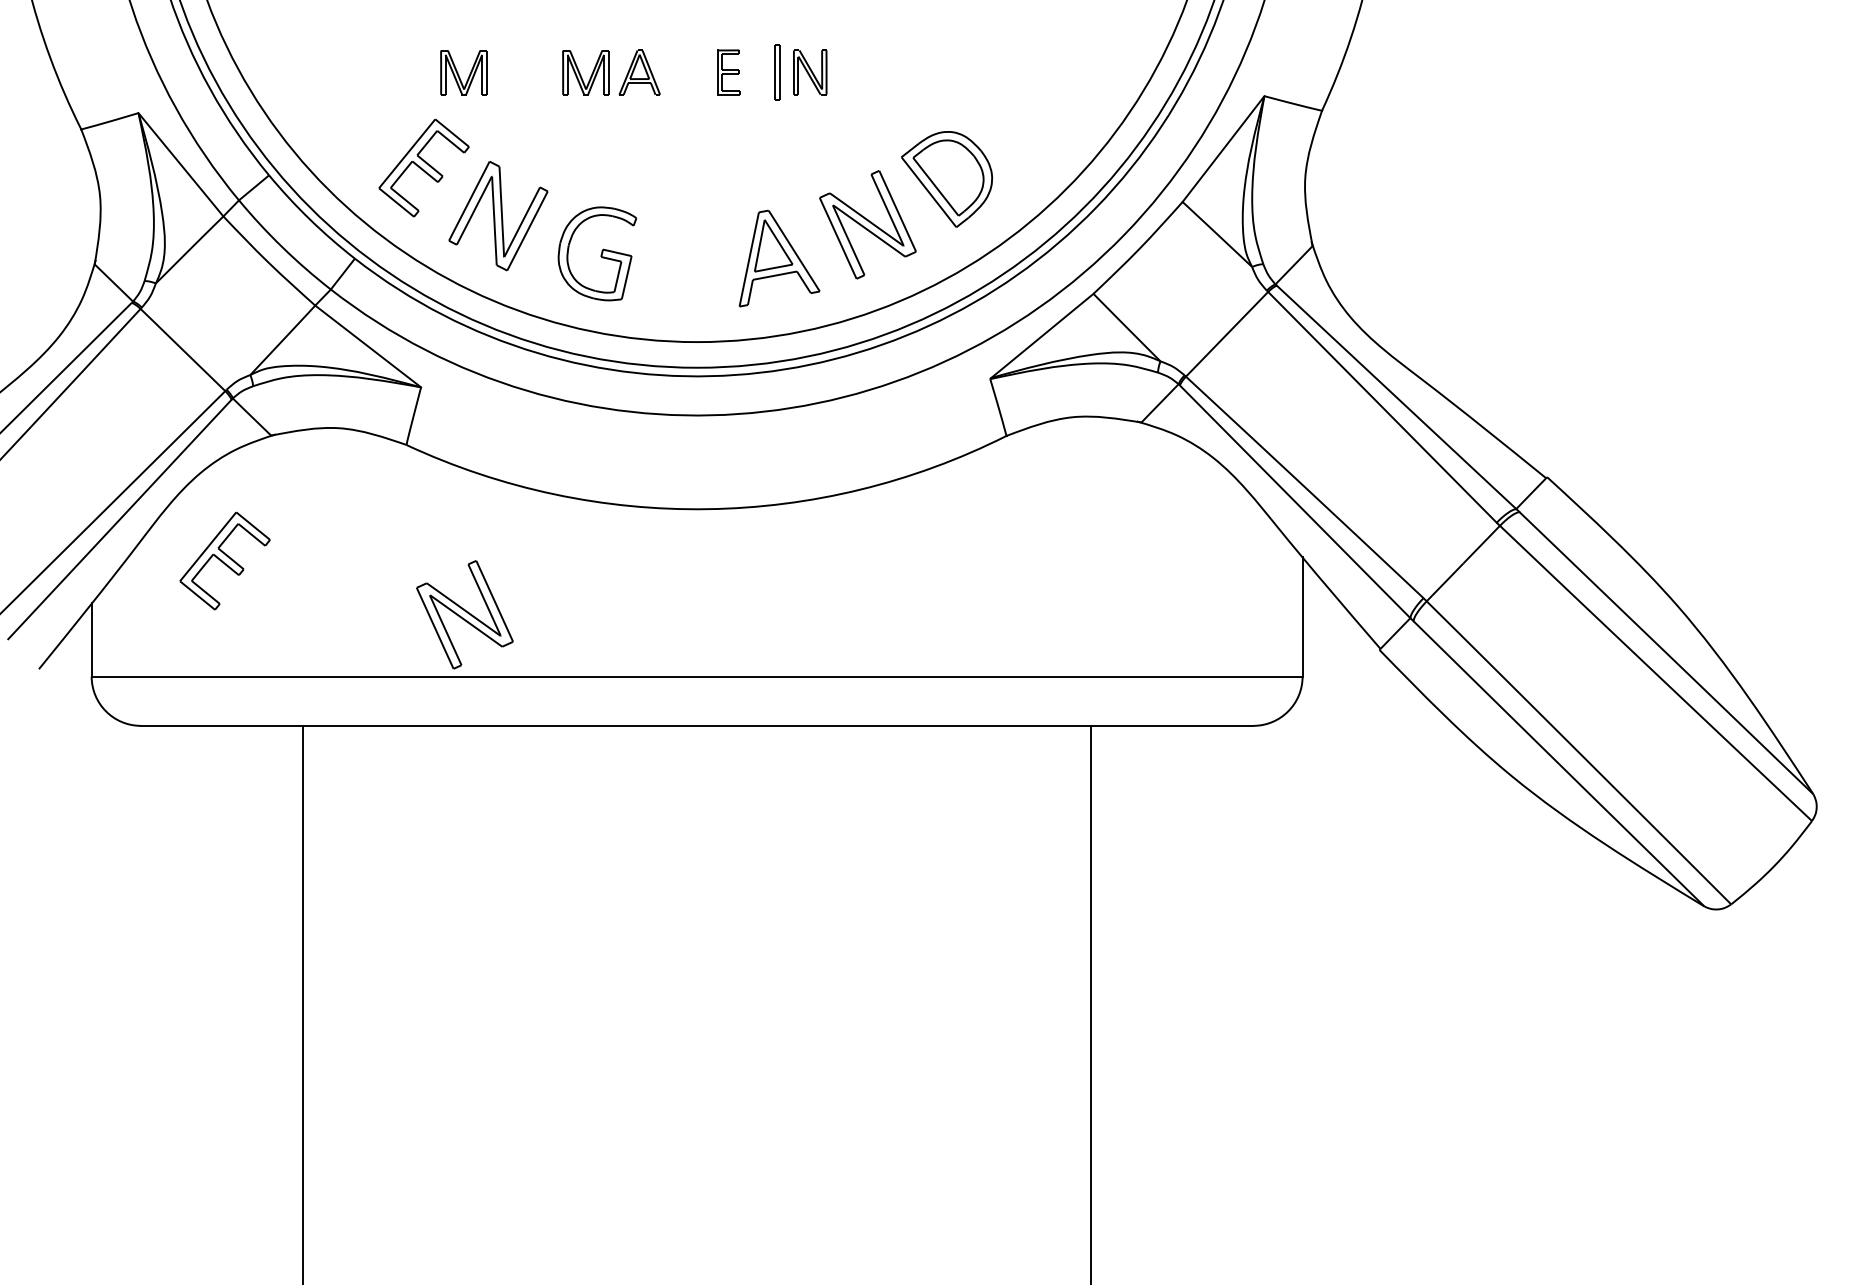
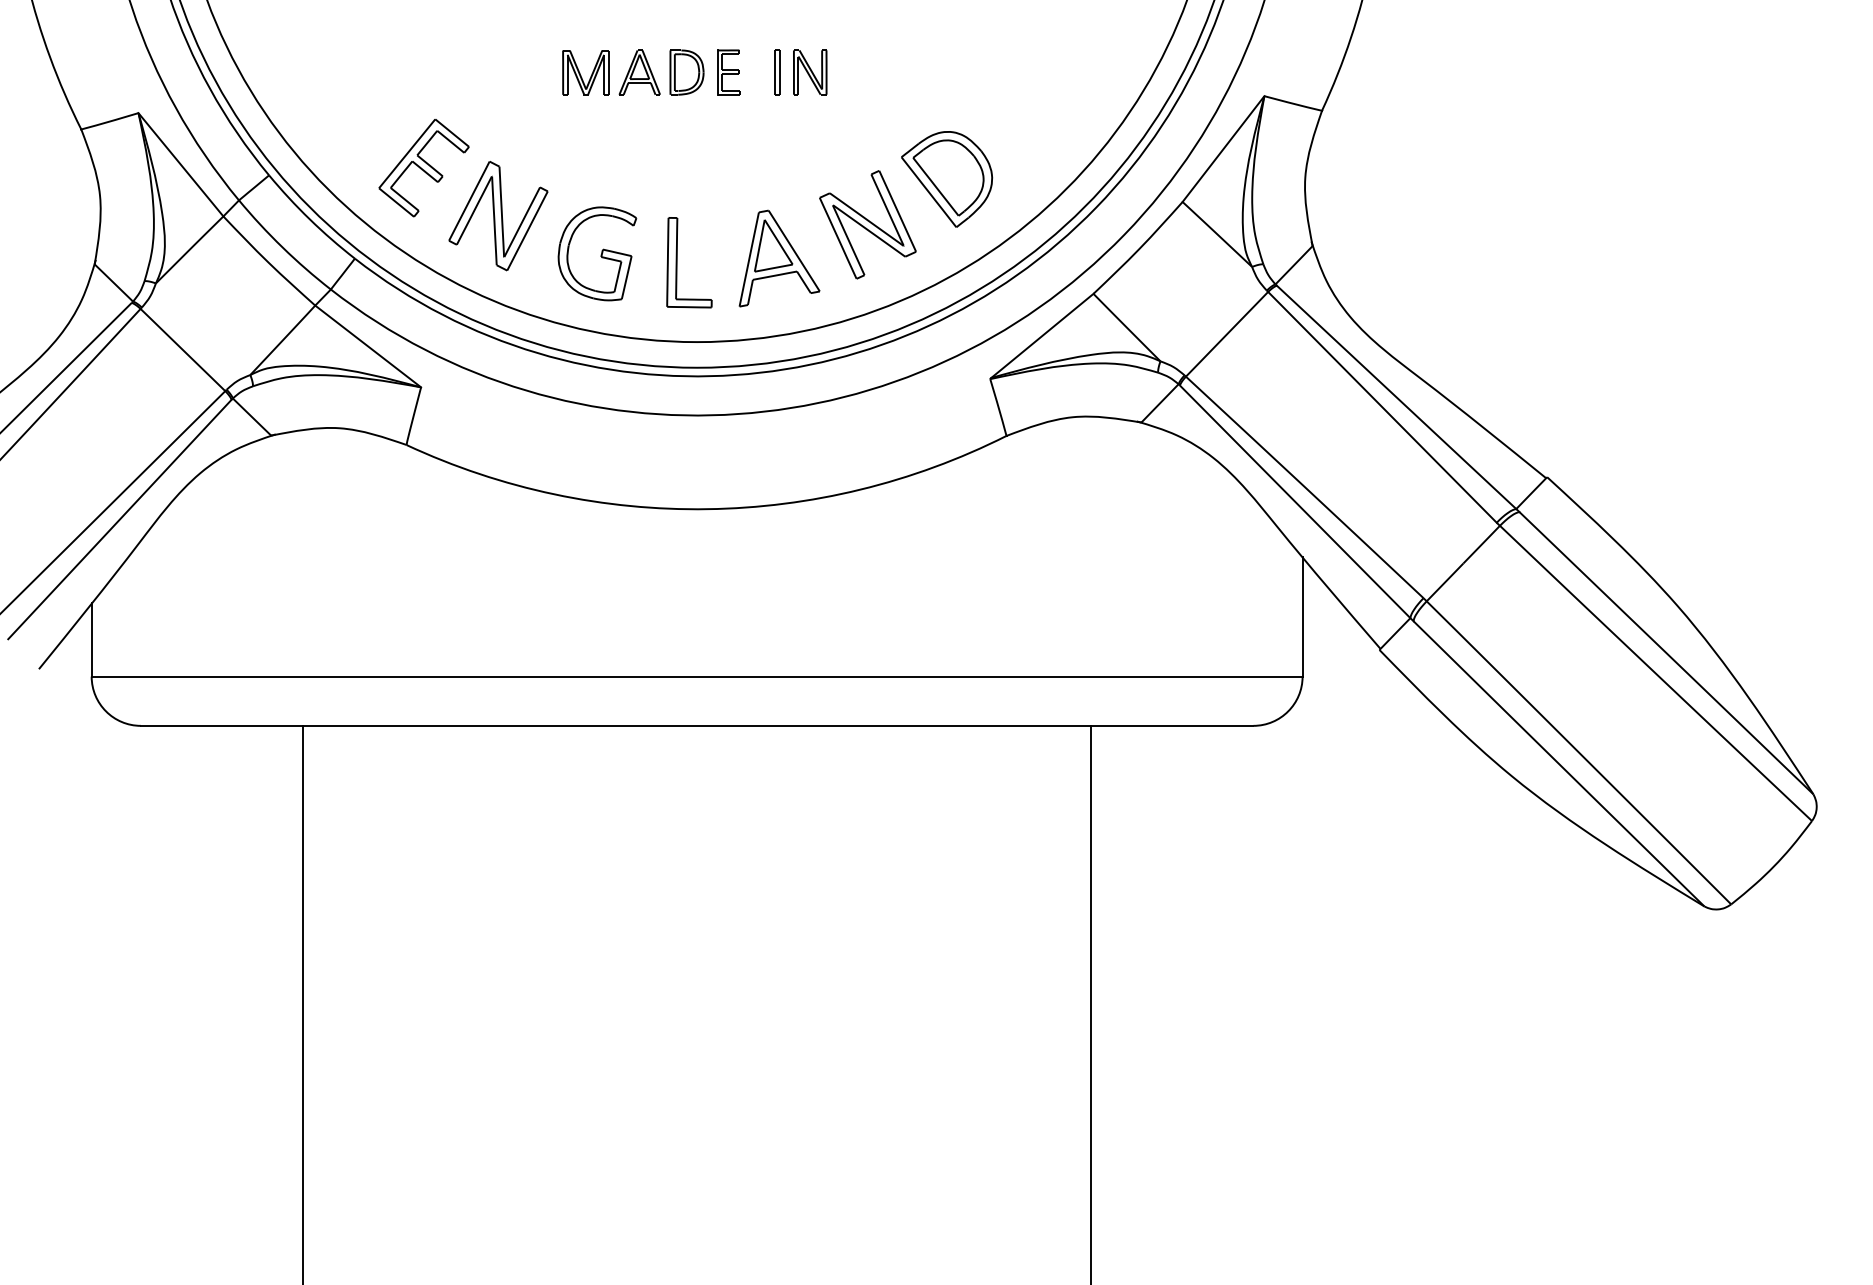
part: present -> none (463, 72)
part: none -> present (686, 72)
part size: 7x57 px -> 7x47 px (777, 72)
part: none -> present (677, 262)
part: present -> none (224, 561)
part: present -> none (464, 614)
